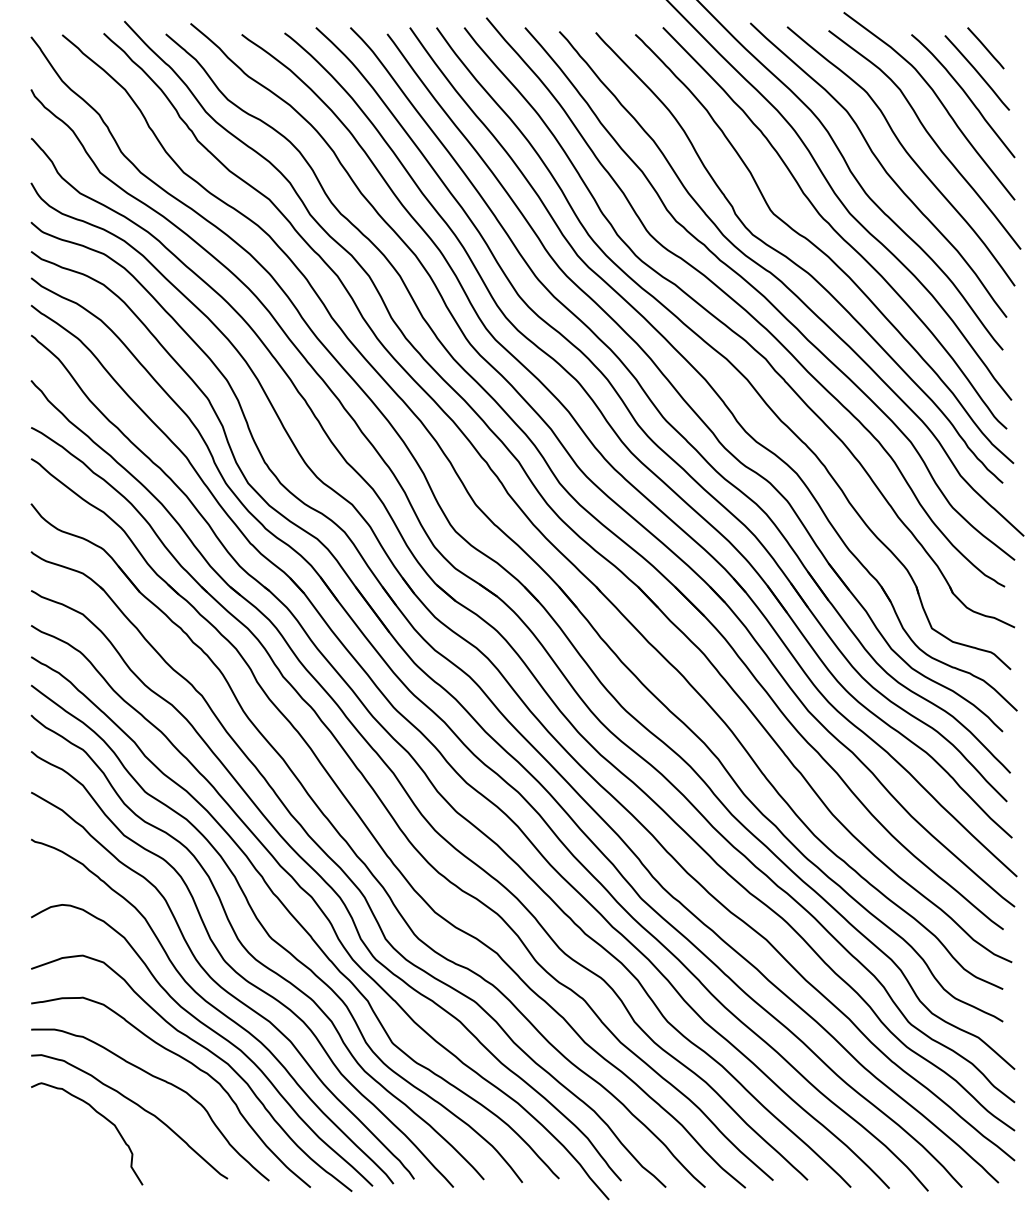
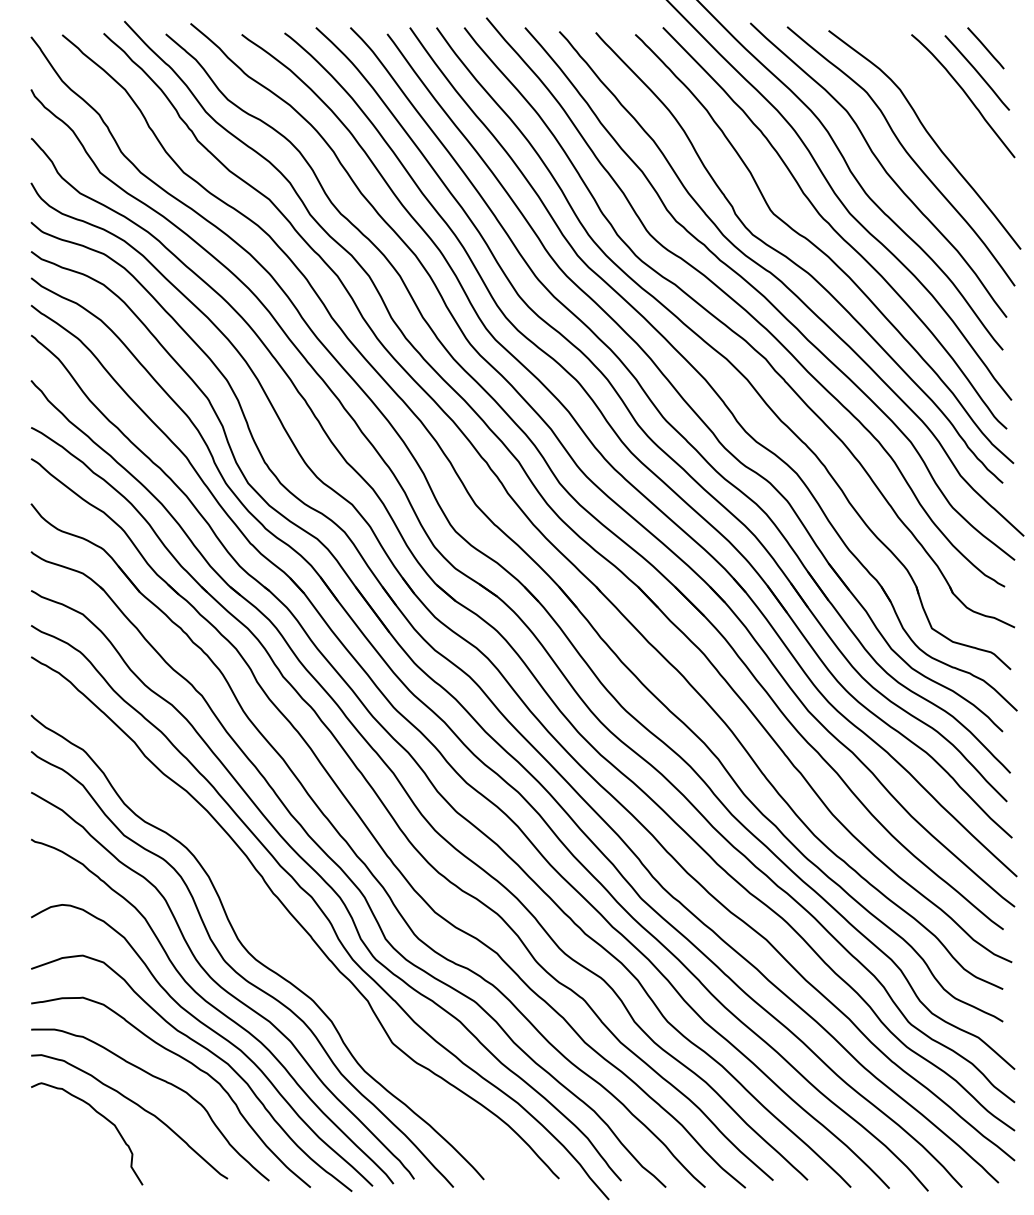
curve: present -> none (938, 100)
curve: present -> none (273, 938)
